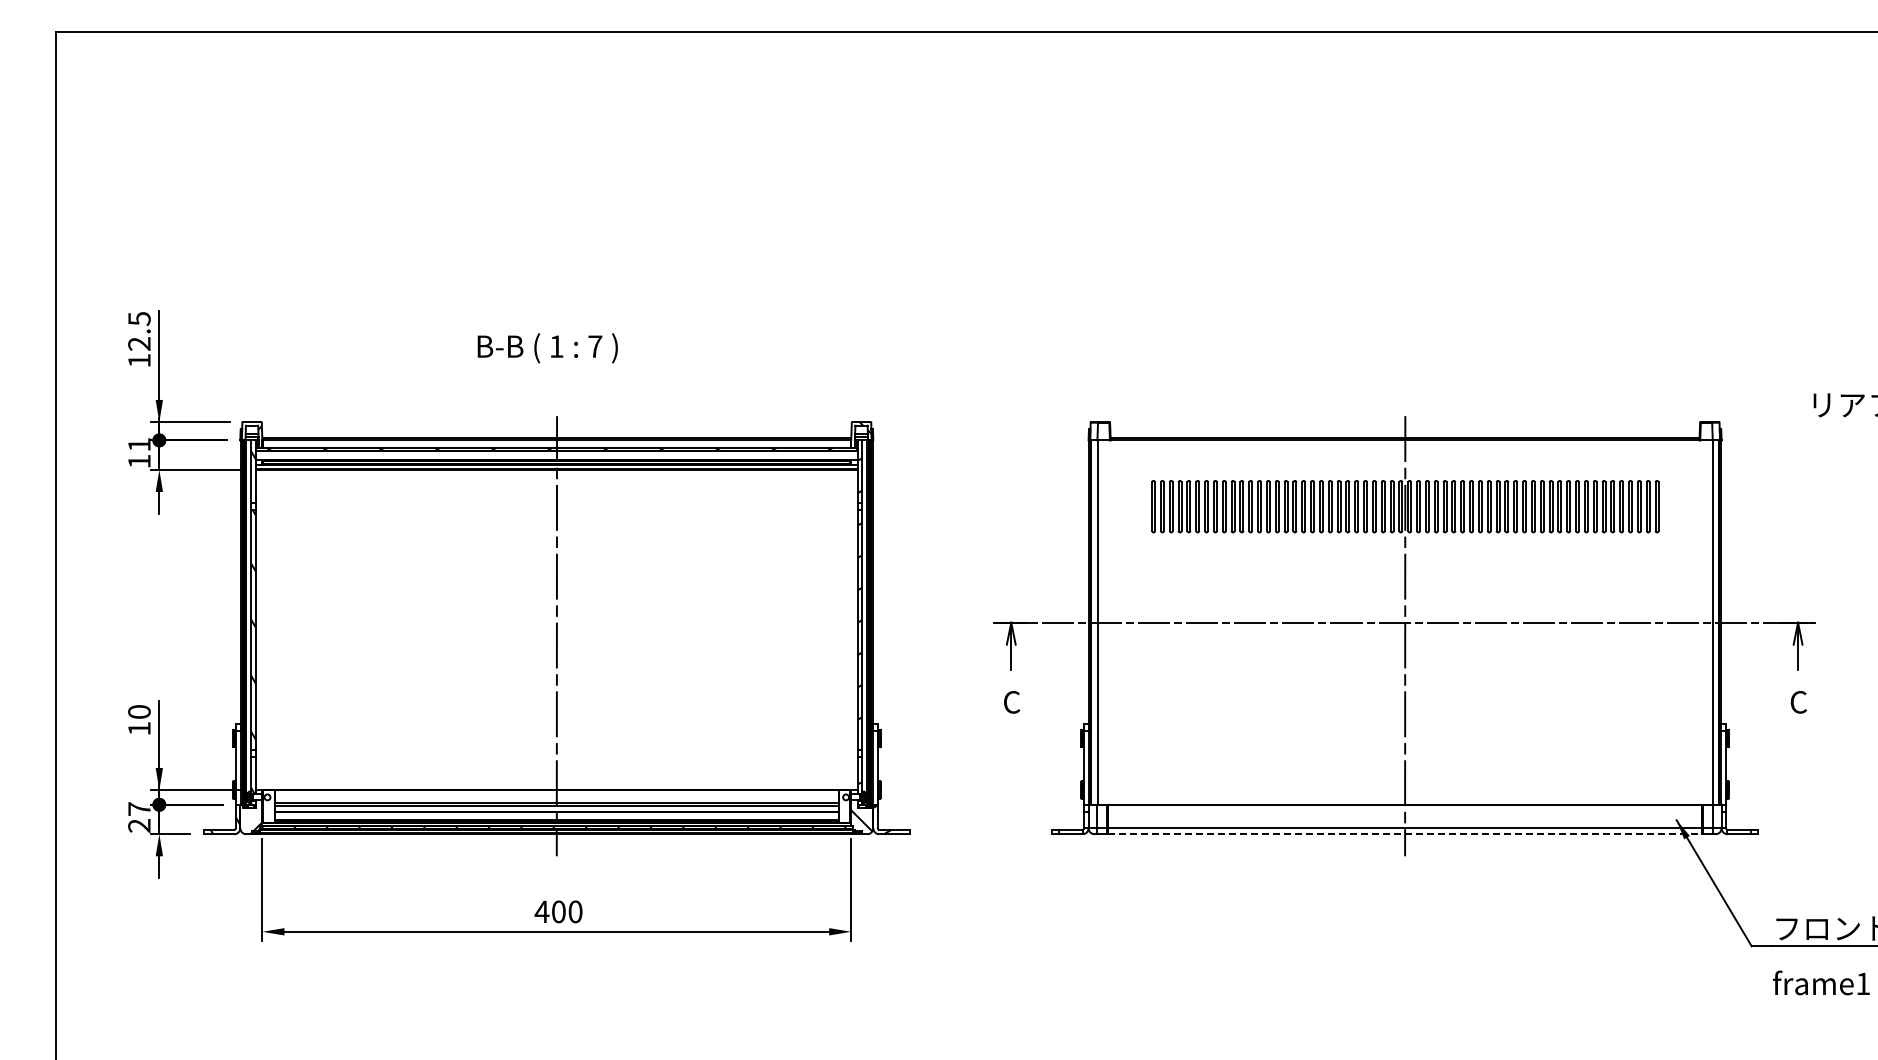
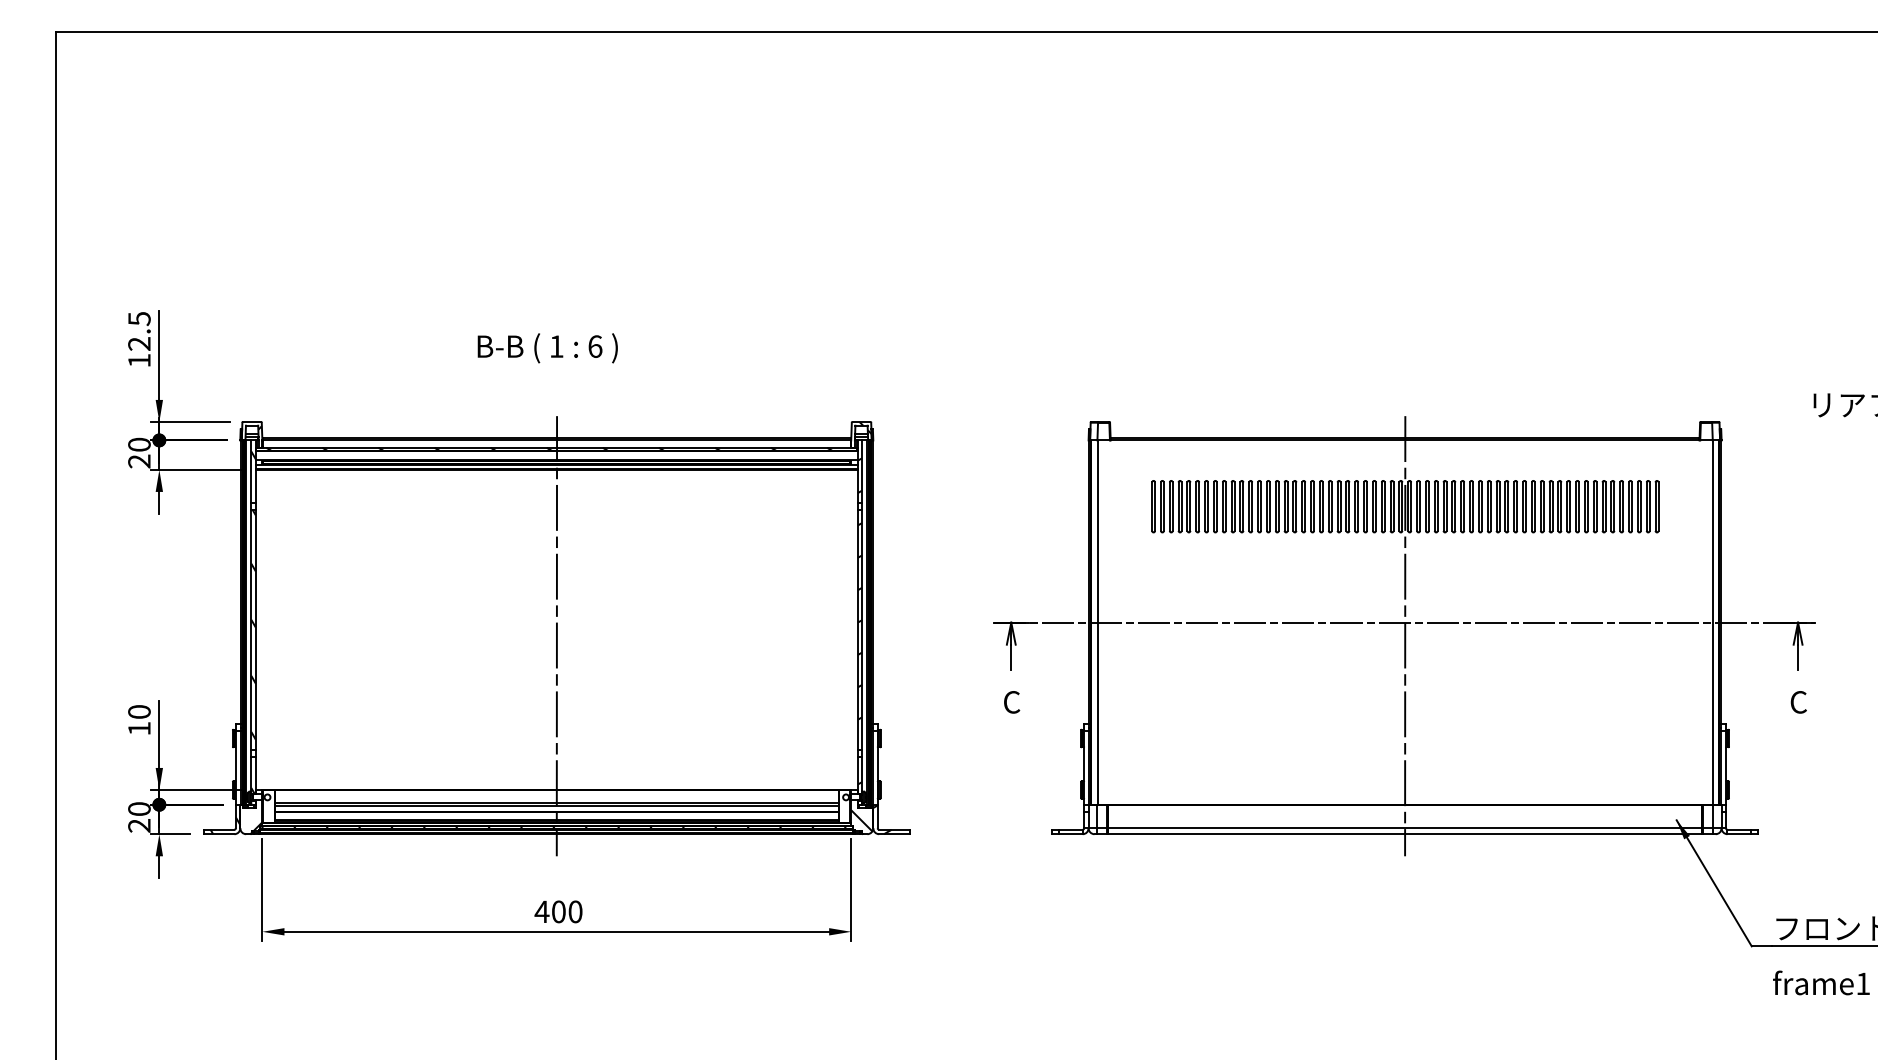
text: 7 -> 6 (595, 346)
text: 11 -> 20 (139, 452)
text: 27 -> 20 (139, 808)
line: dashed -> solid (1405, 834)
